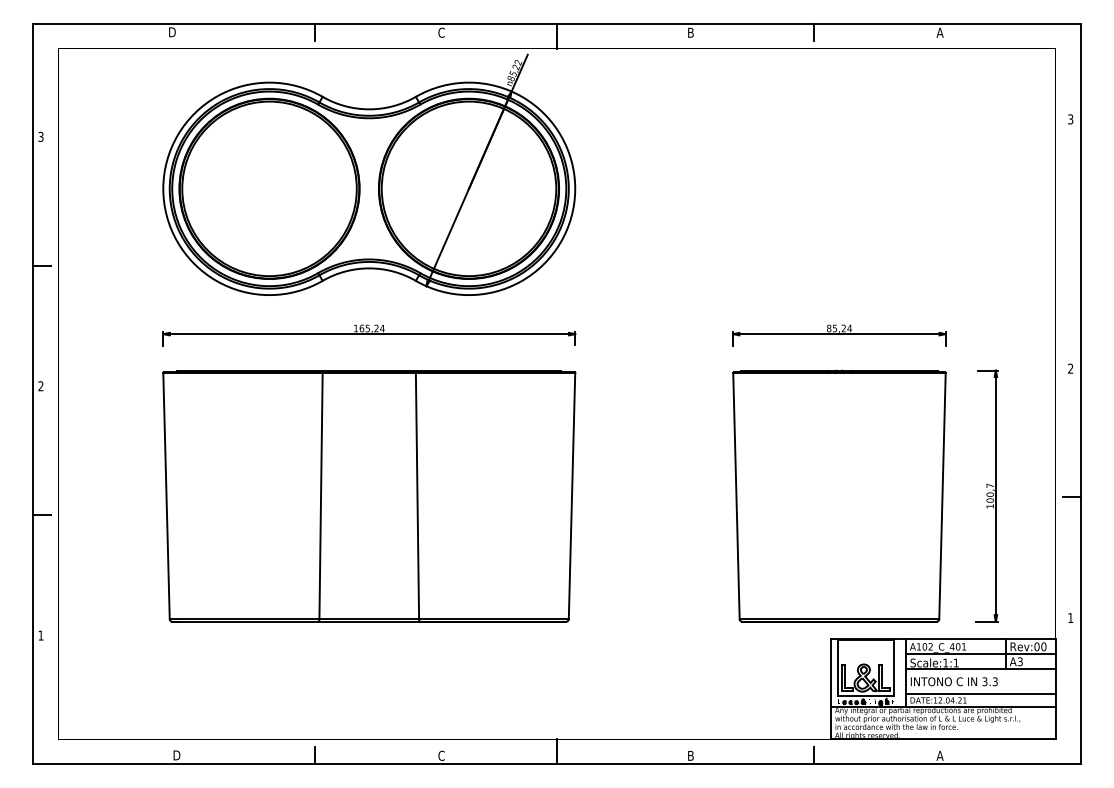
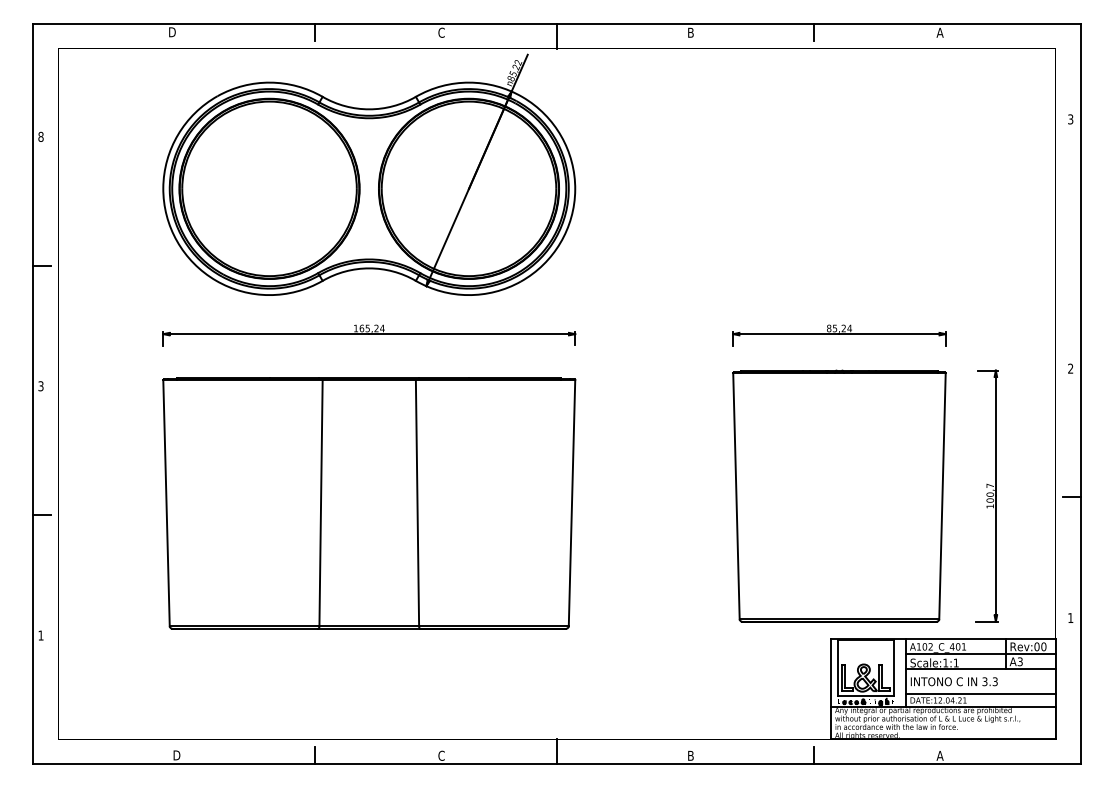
text: 3 -> 8 (40, 136)
text: 2 -> 3 (40, 386)
part position: (369, 496) -> (369, 503) (369, 503)
